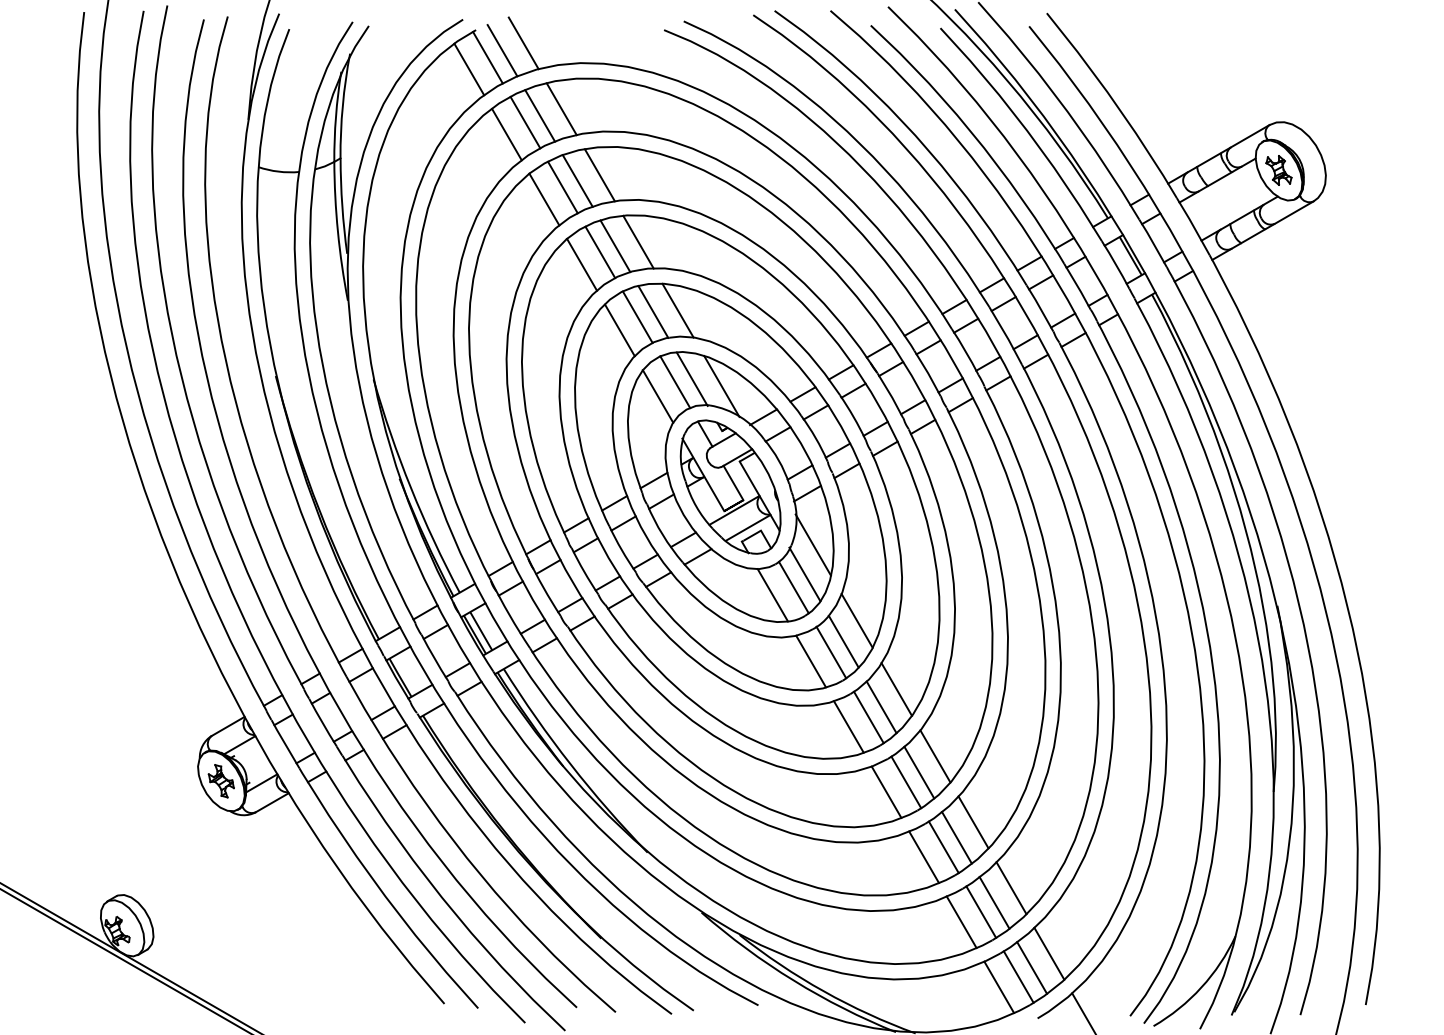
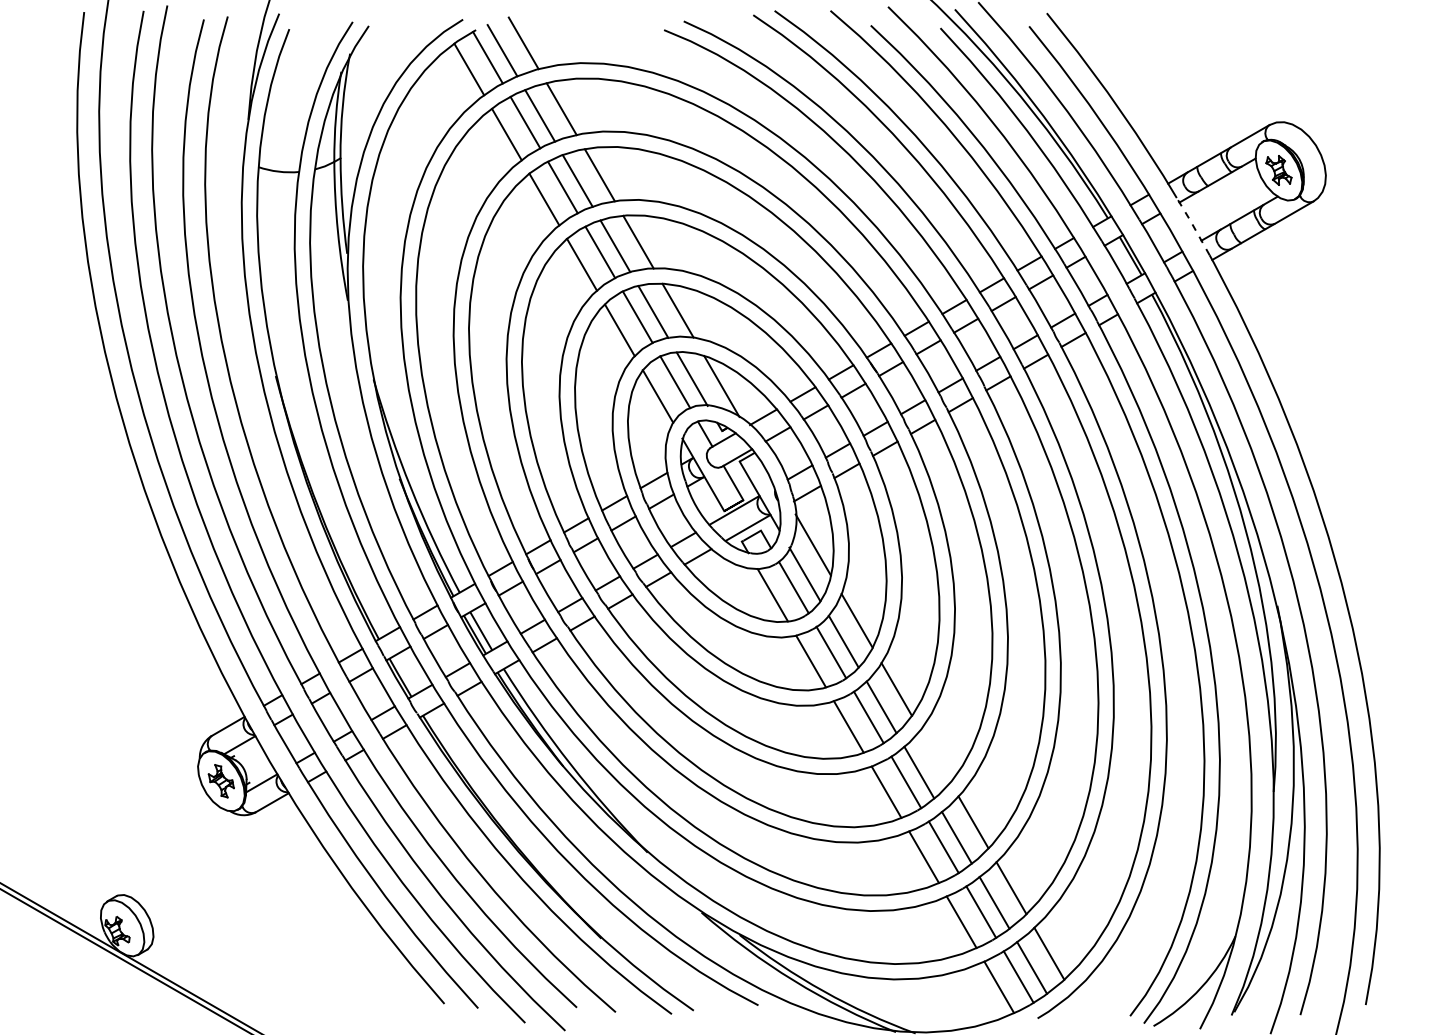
line: solid -> dashed (1193, 225)
line: present -> none (935, 756)
line: present -> none (1083, 1012)
